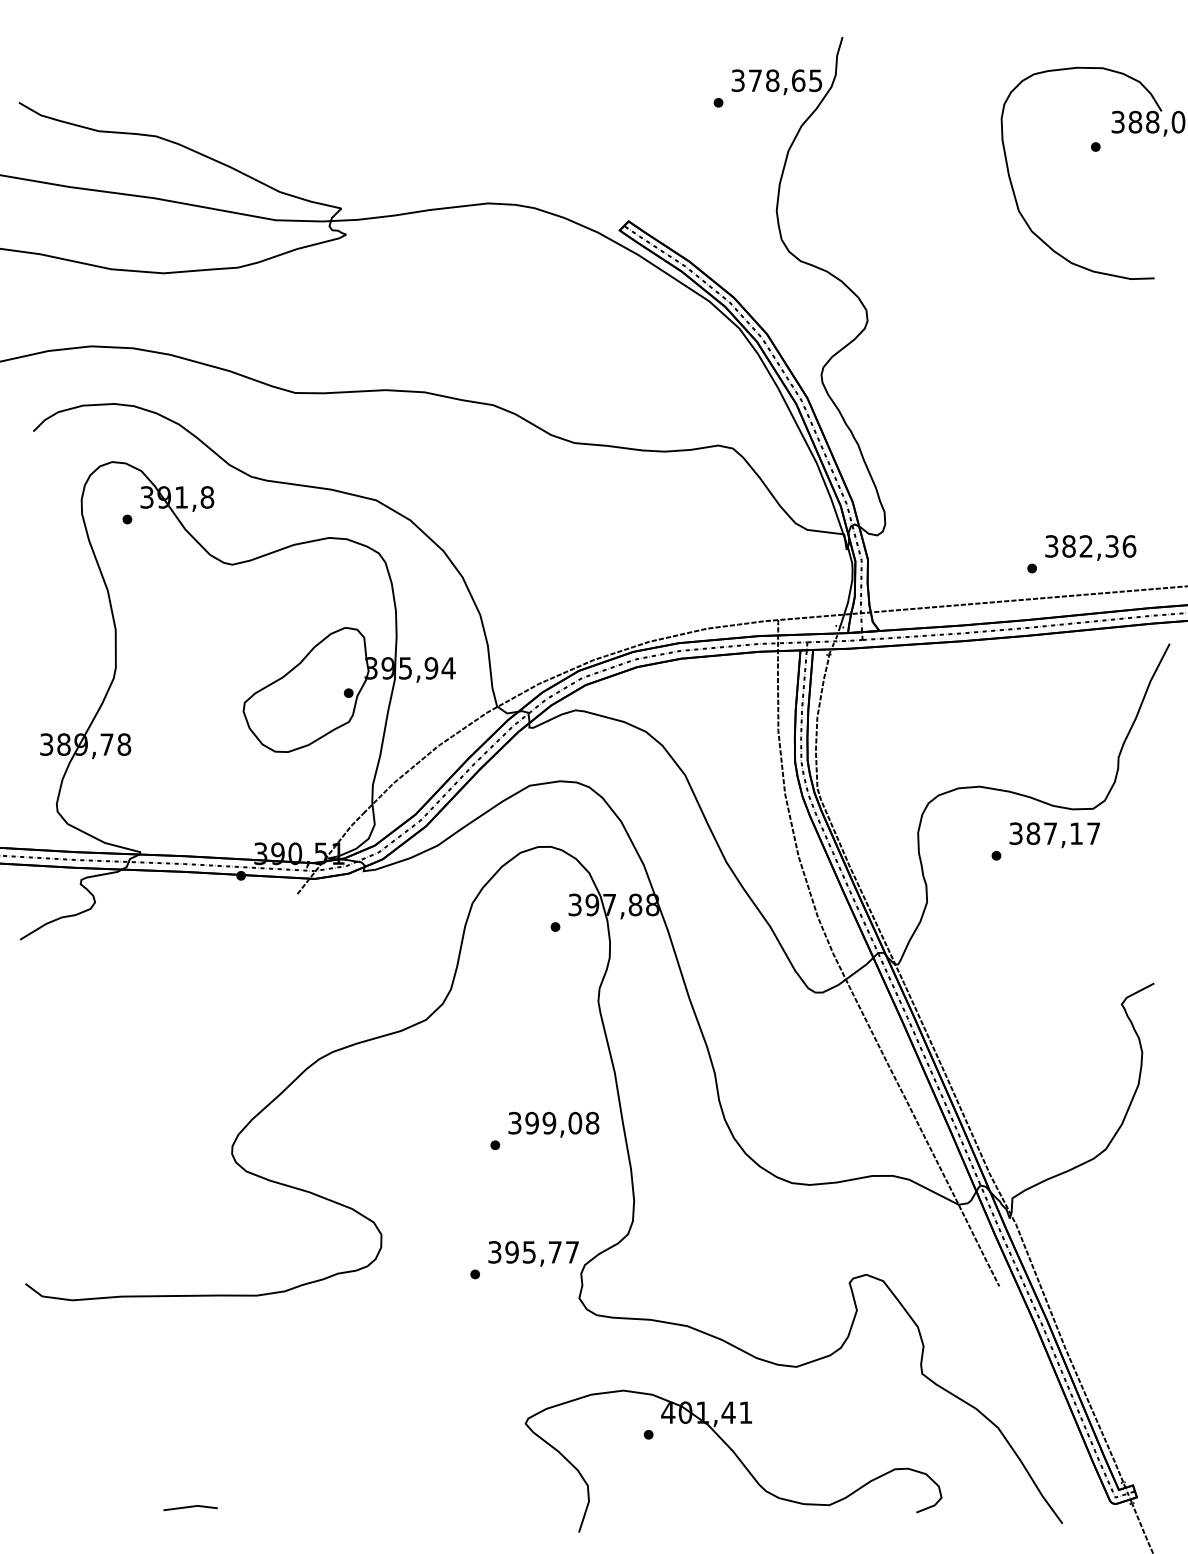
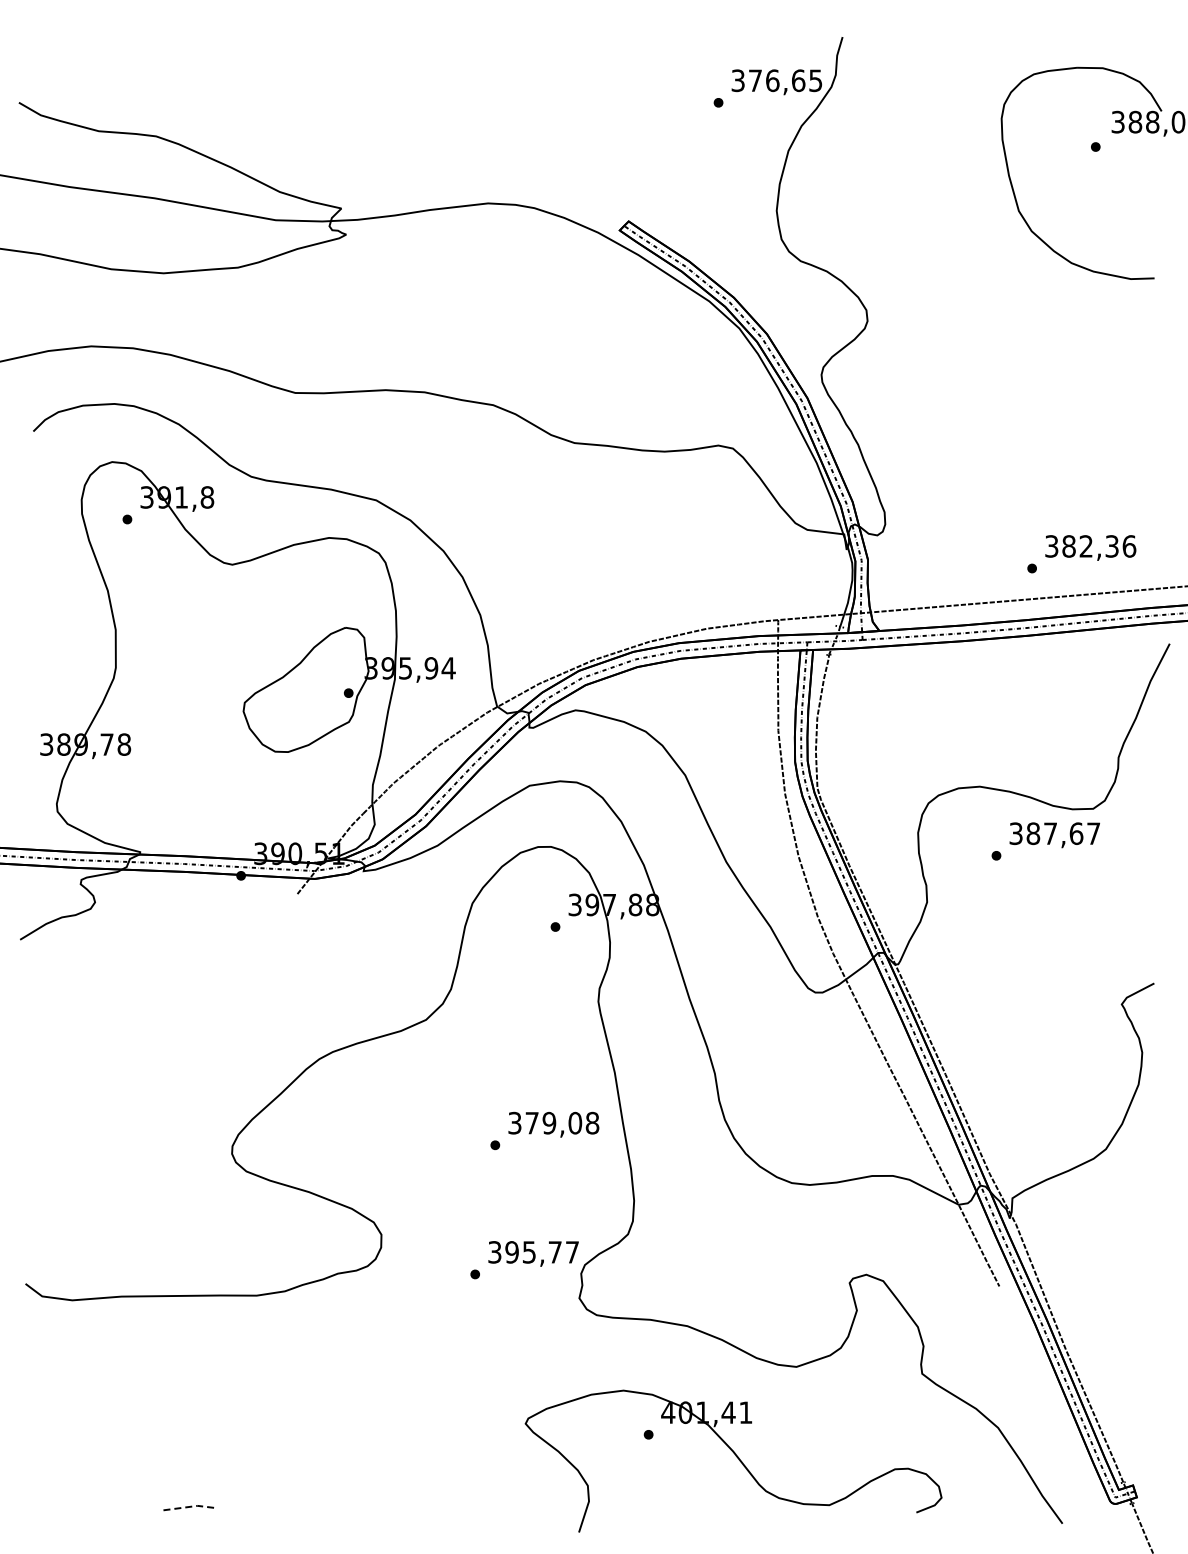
text: 378,65 -> 376,65 (772, 80)
text: 387,17 -> 387,67 (1076, 833)
text: 399,08 -> 379,08 (531, 1122)
line: solid -> dashed (191, 1506)
